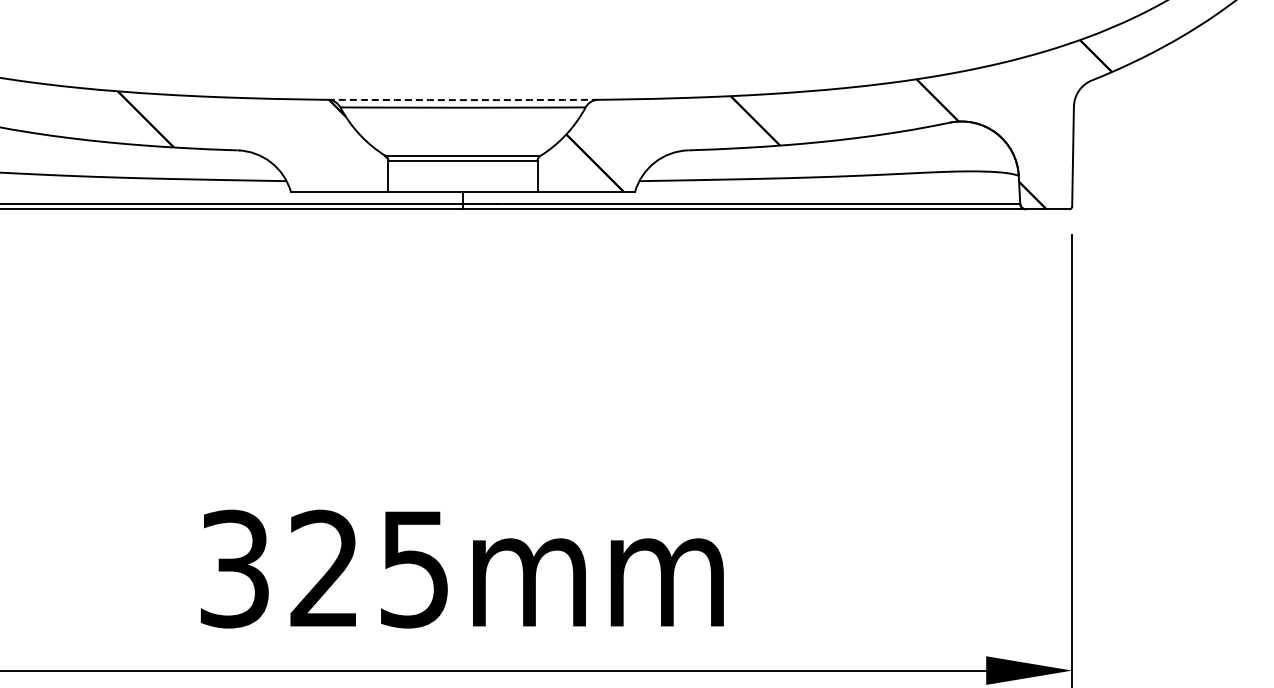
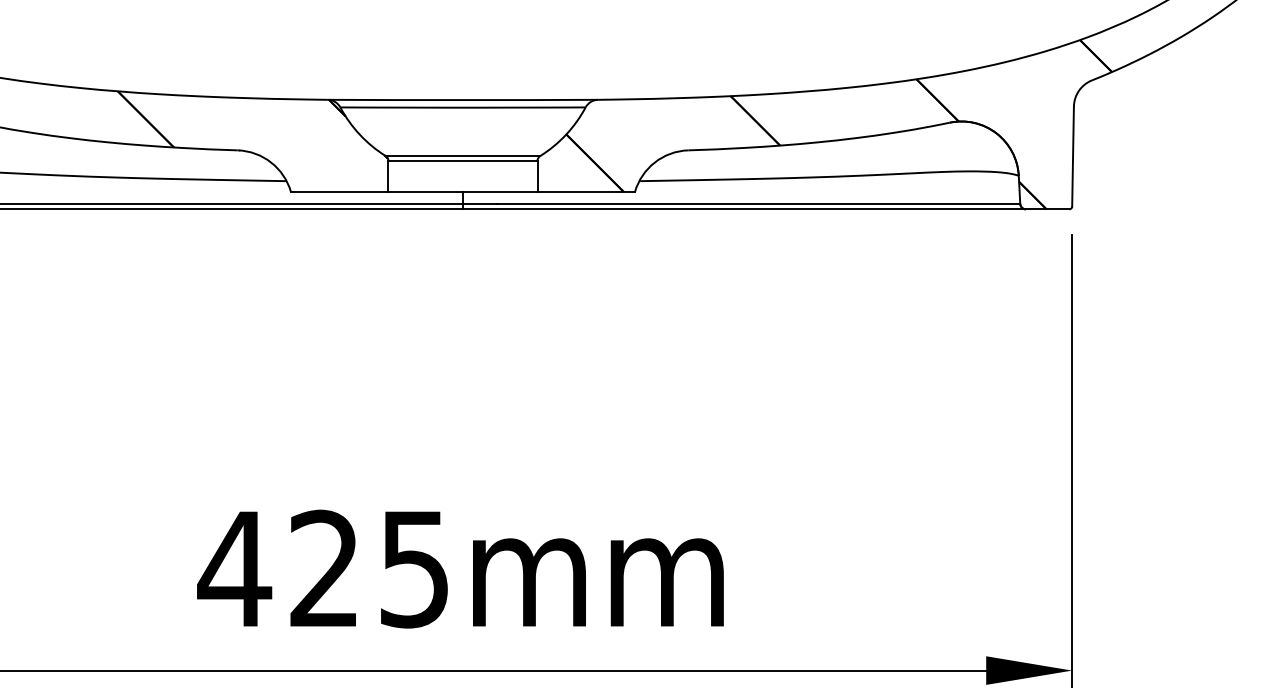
arc: dashed -> solid (462, 100)
text: 325mm -> 425mm (234, 568)
